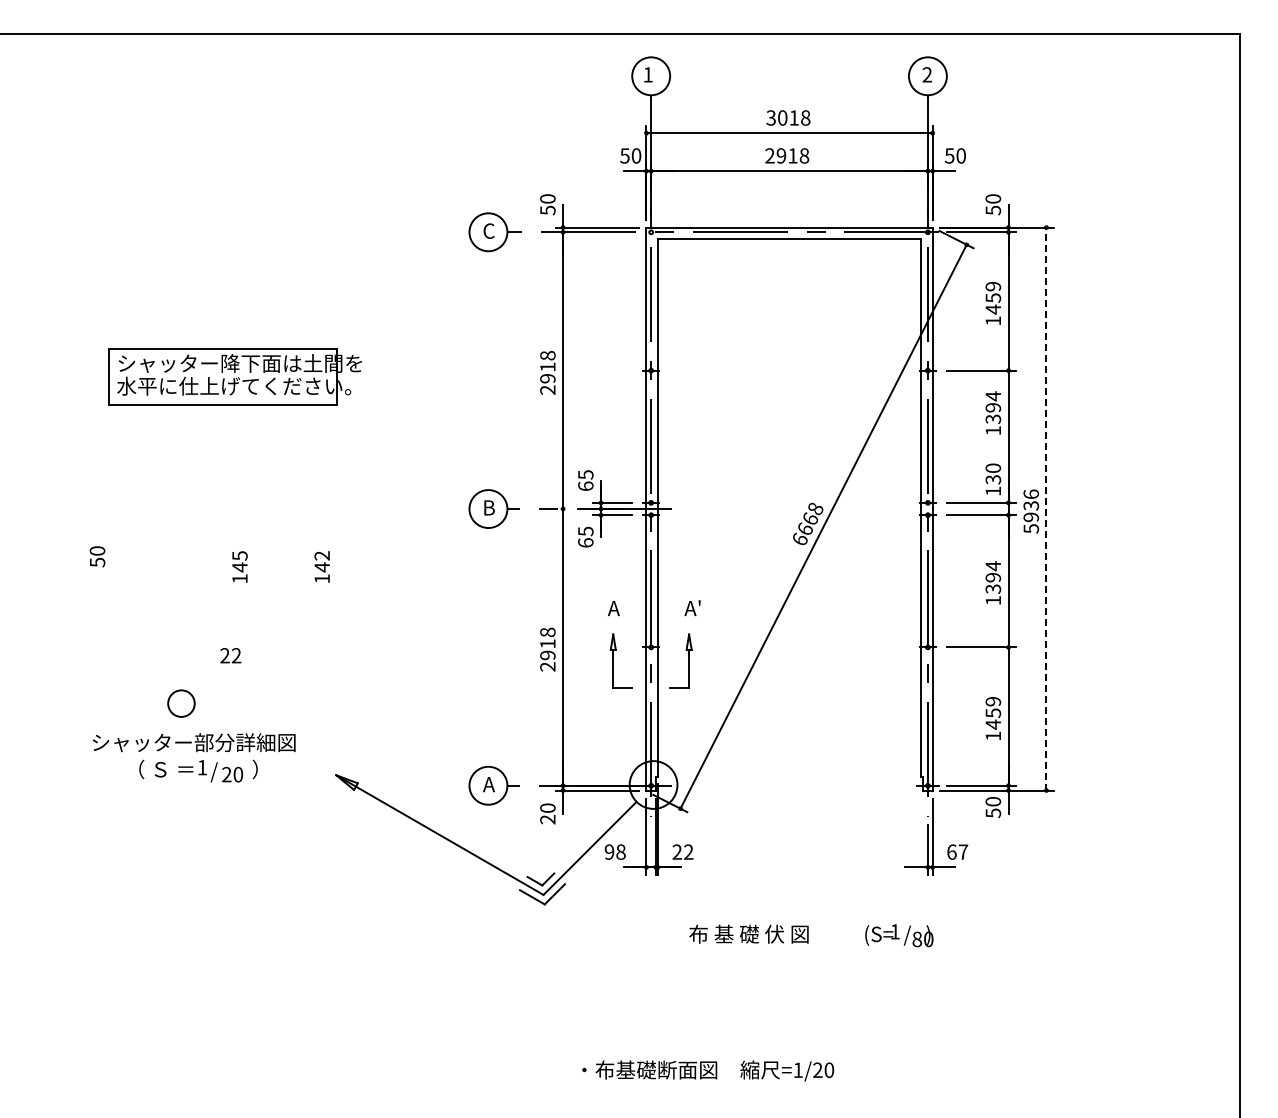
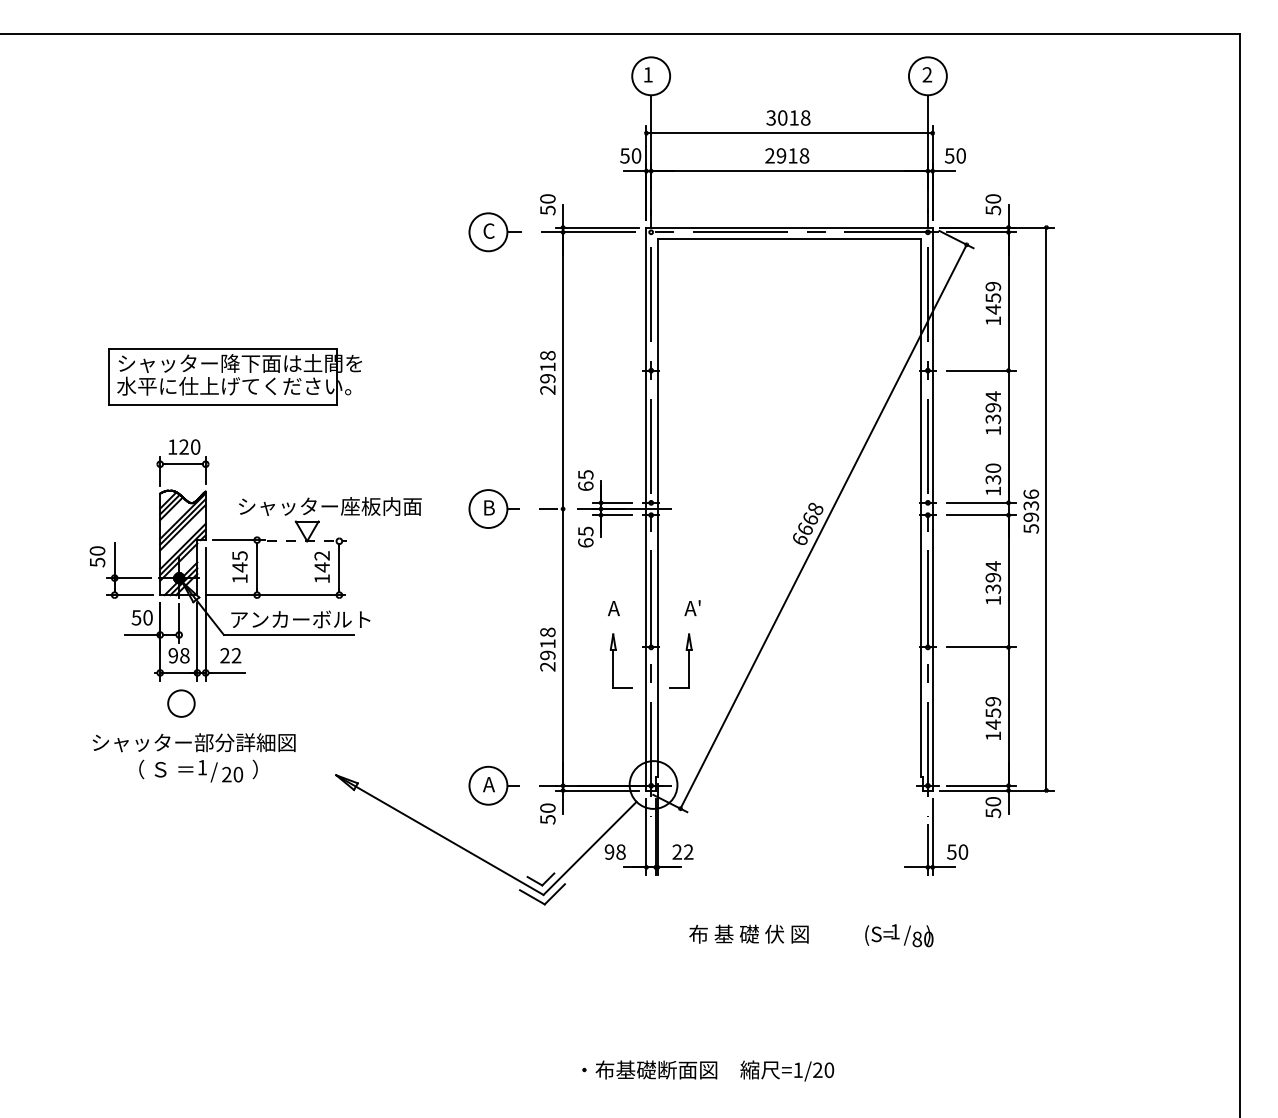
line: dashed -> solid (1046, 509)
part: none -> present (263, 560)
text: 20 -> 50 (547, 819)
text: 67 -> 50 (957, 851)
